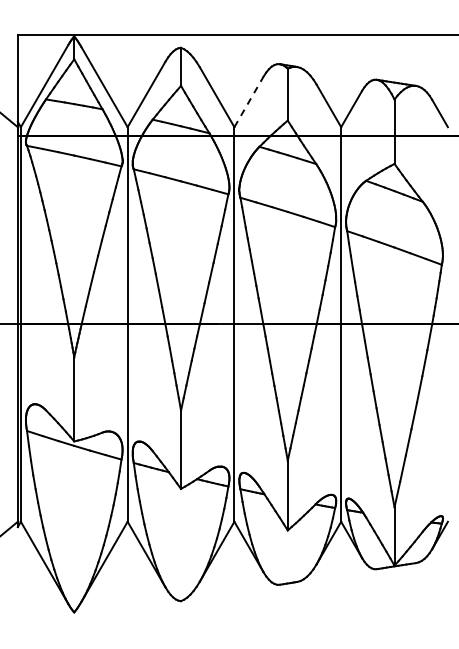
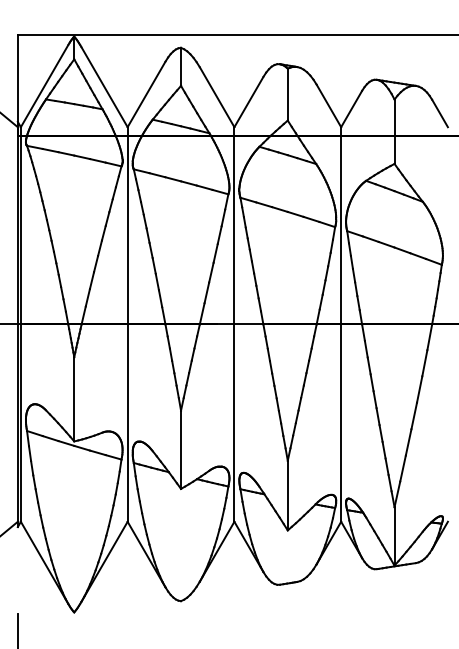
line: dashed -> solid (248, 102)
line: none -> present (17, 629)
